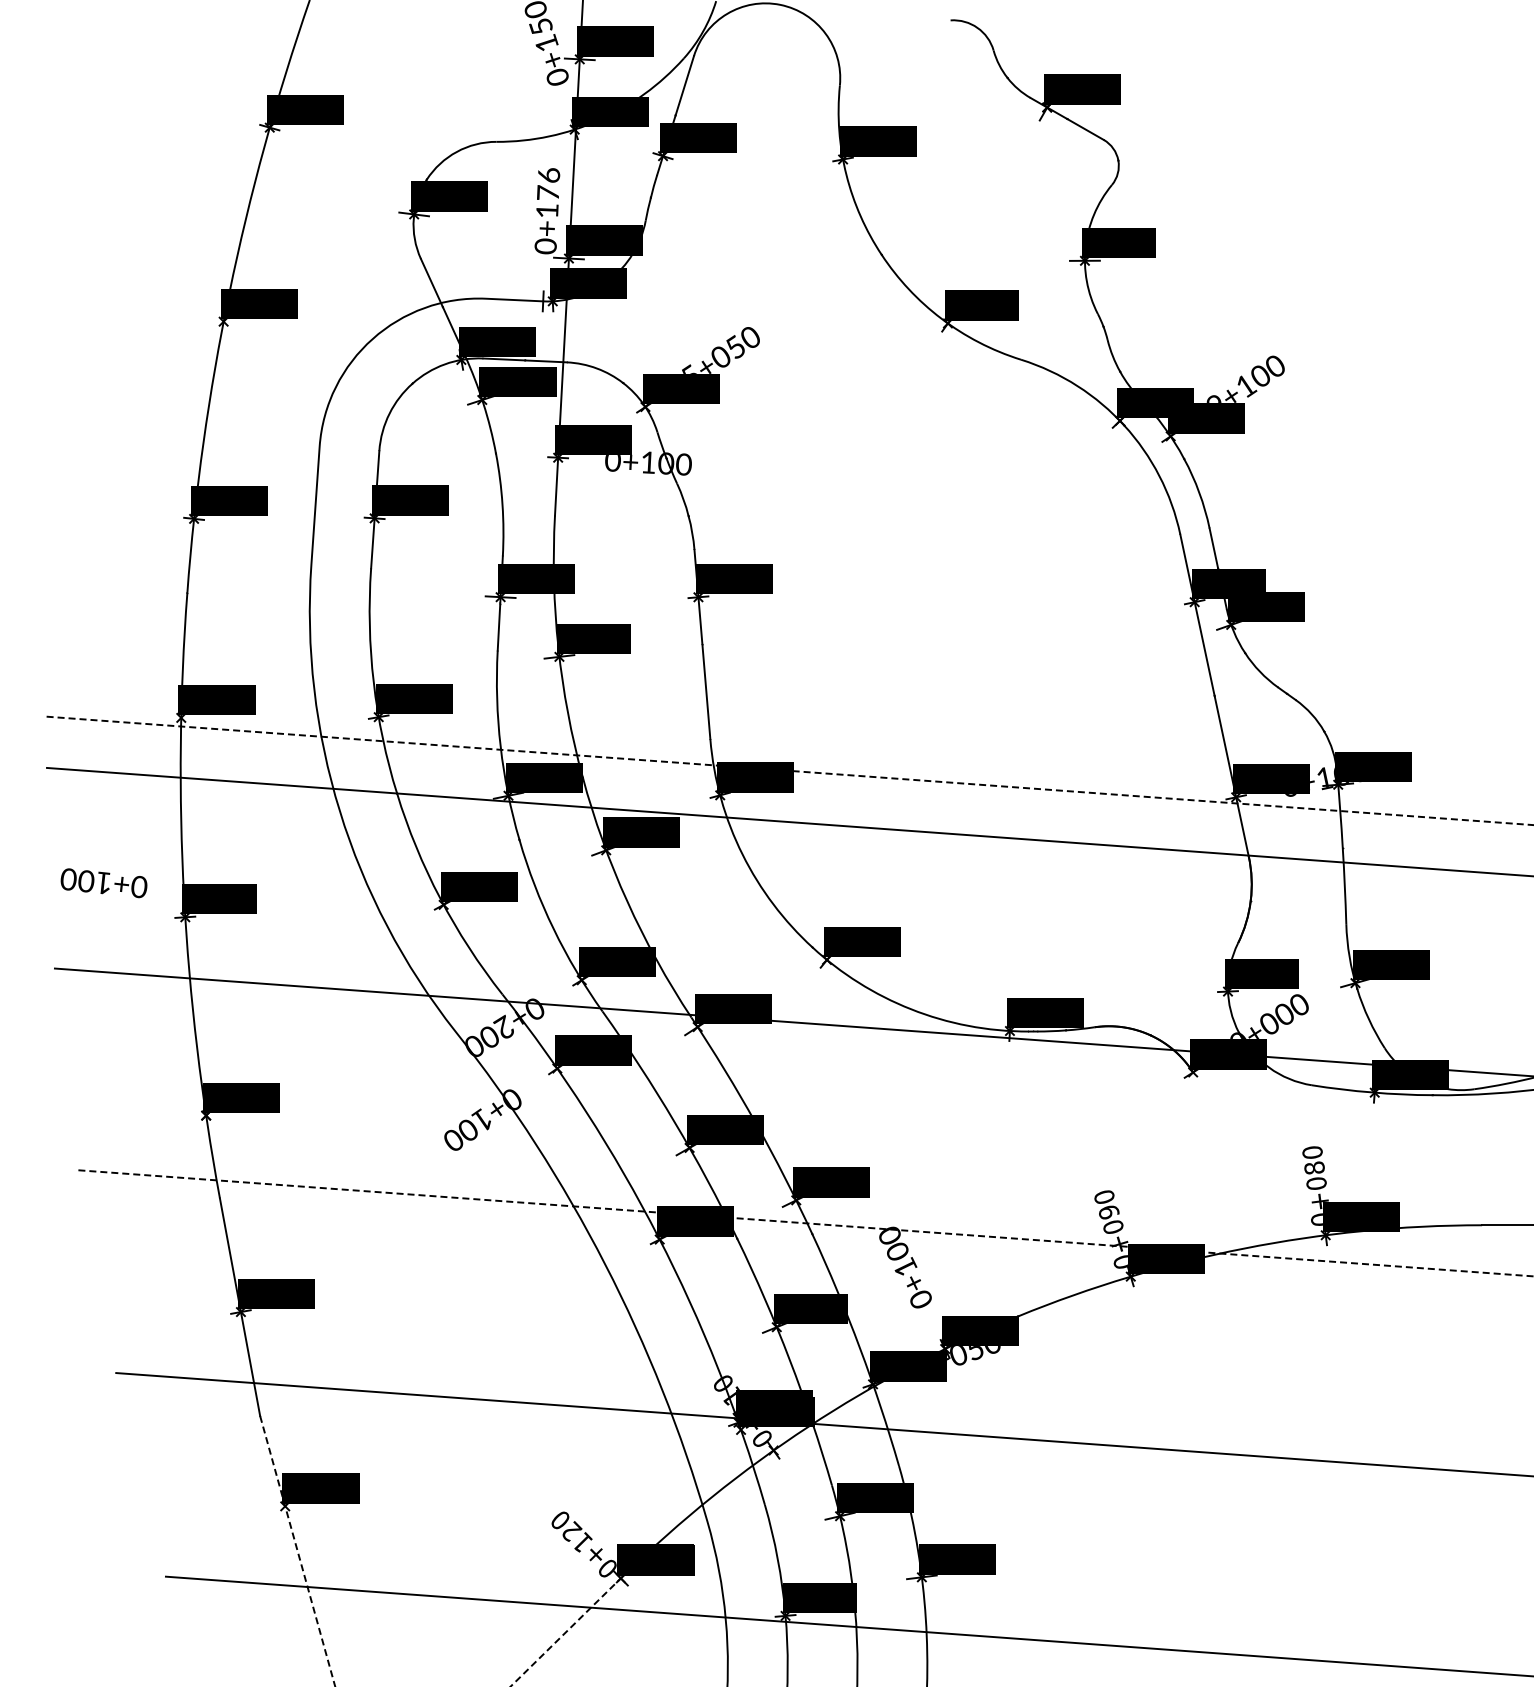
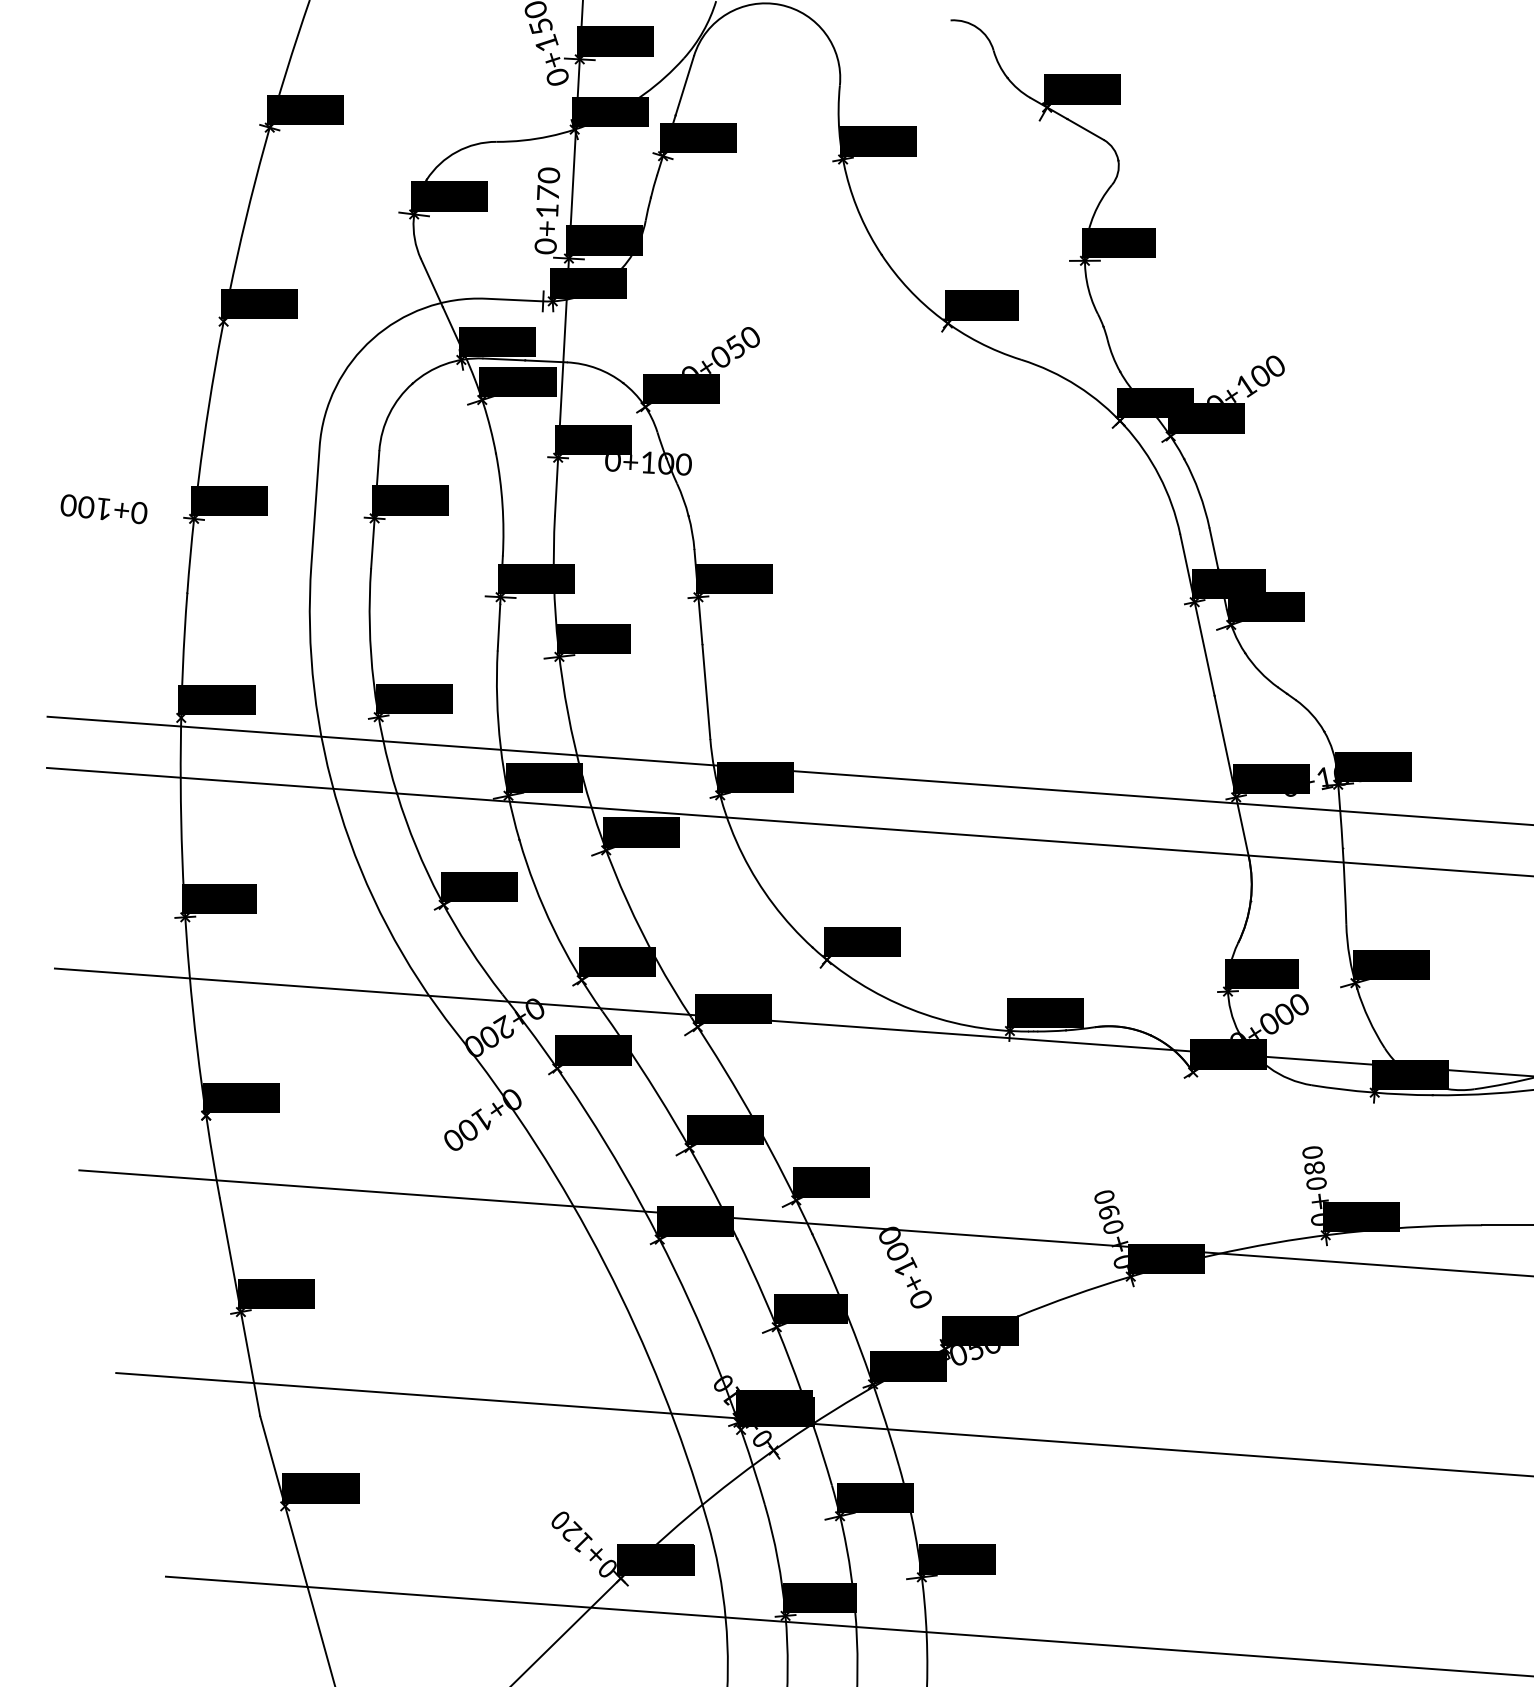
text: 0+176 -> 0+170 (548, 175)
text: 5+050 -> 0+050 (690, 368)
text: 9+100 -> 0+100 (1214, 399)
line: dashed -> solid (790, 770)
text position: (103, 883) -> (103, 509) (103, 509)
line: dashed -> solid (806, 1223)
line: dashed -> solid (297, 1551)
line: dashed -> solid (566, 1631)
